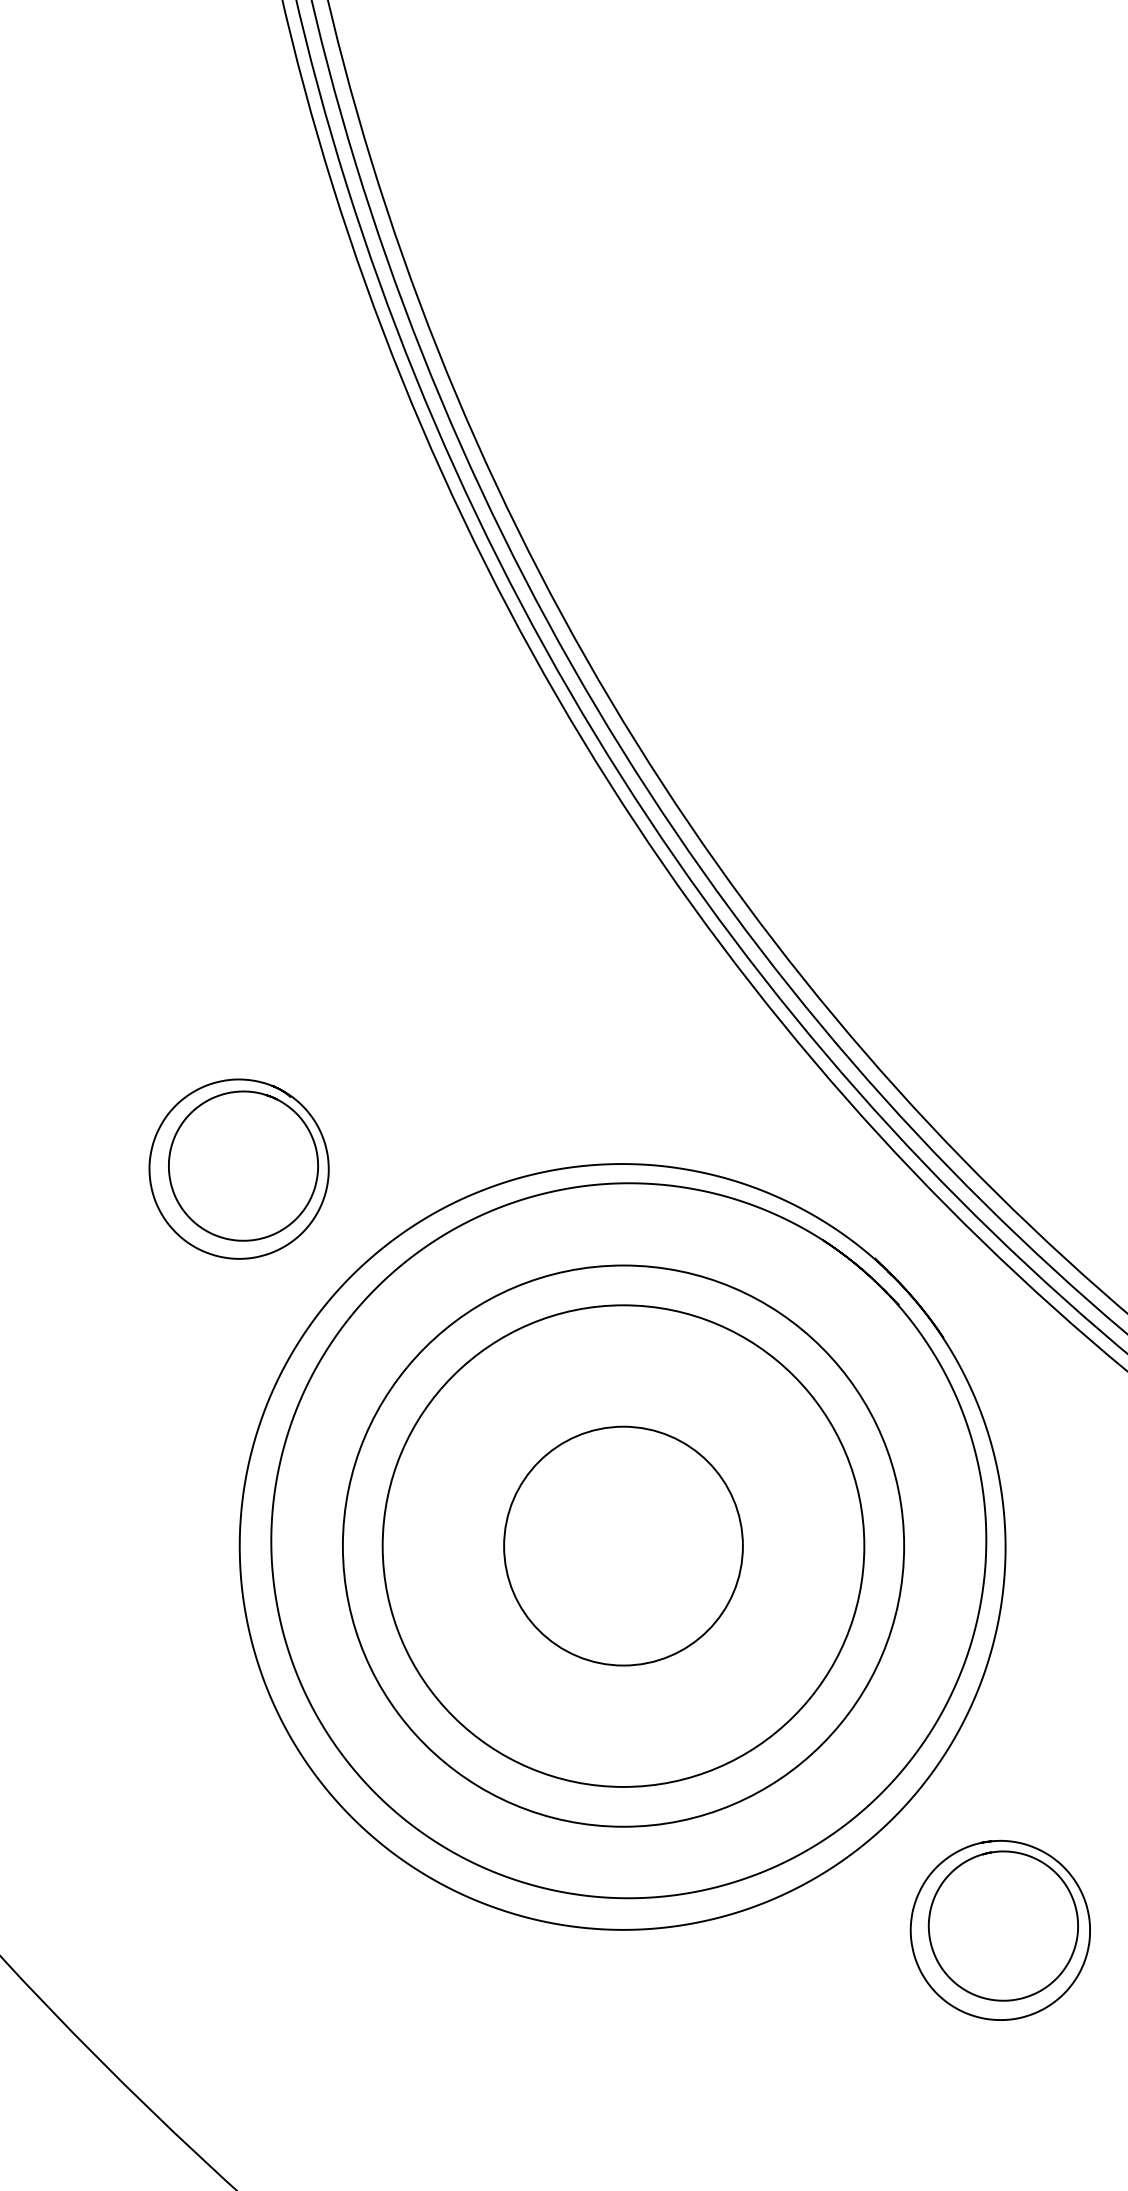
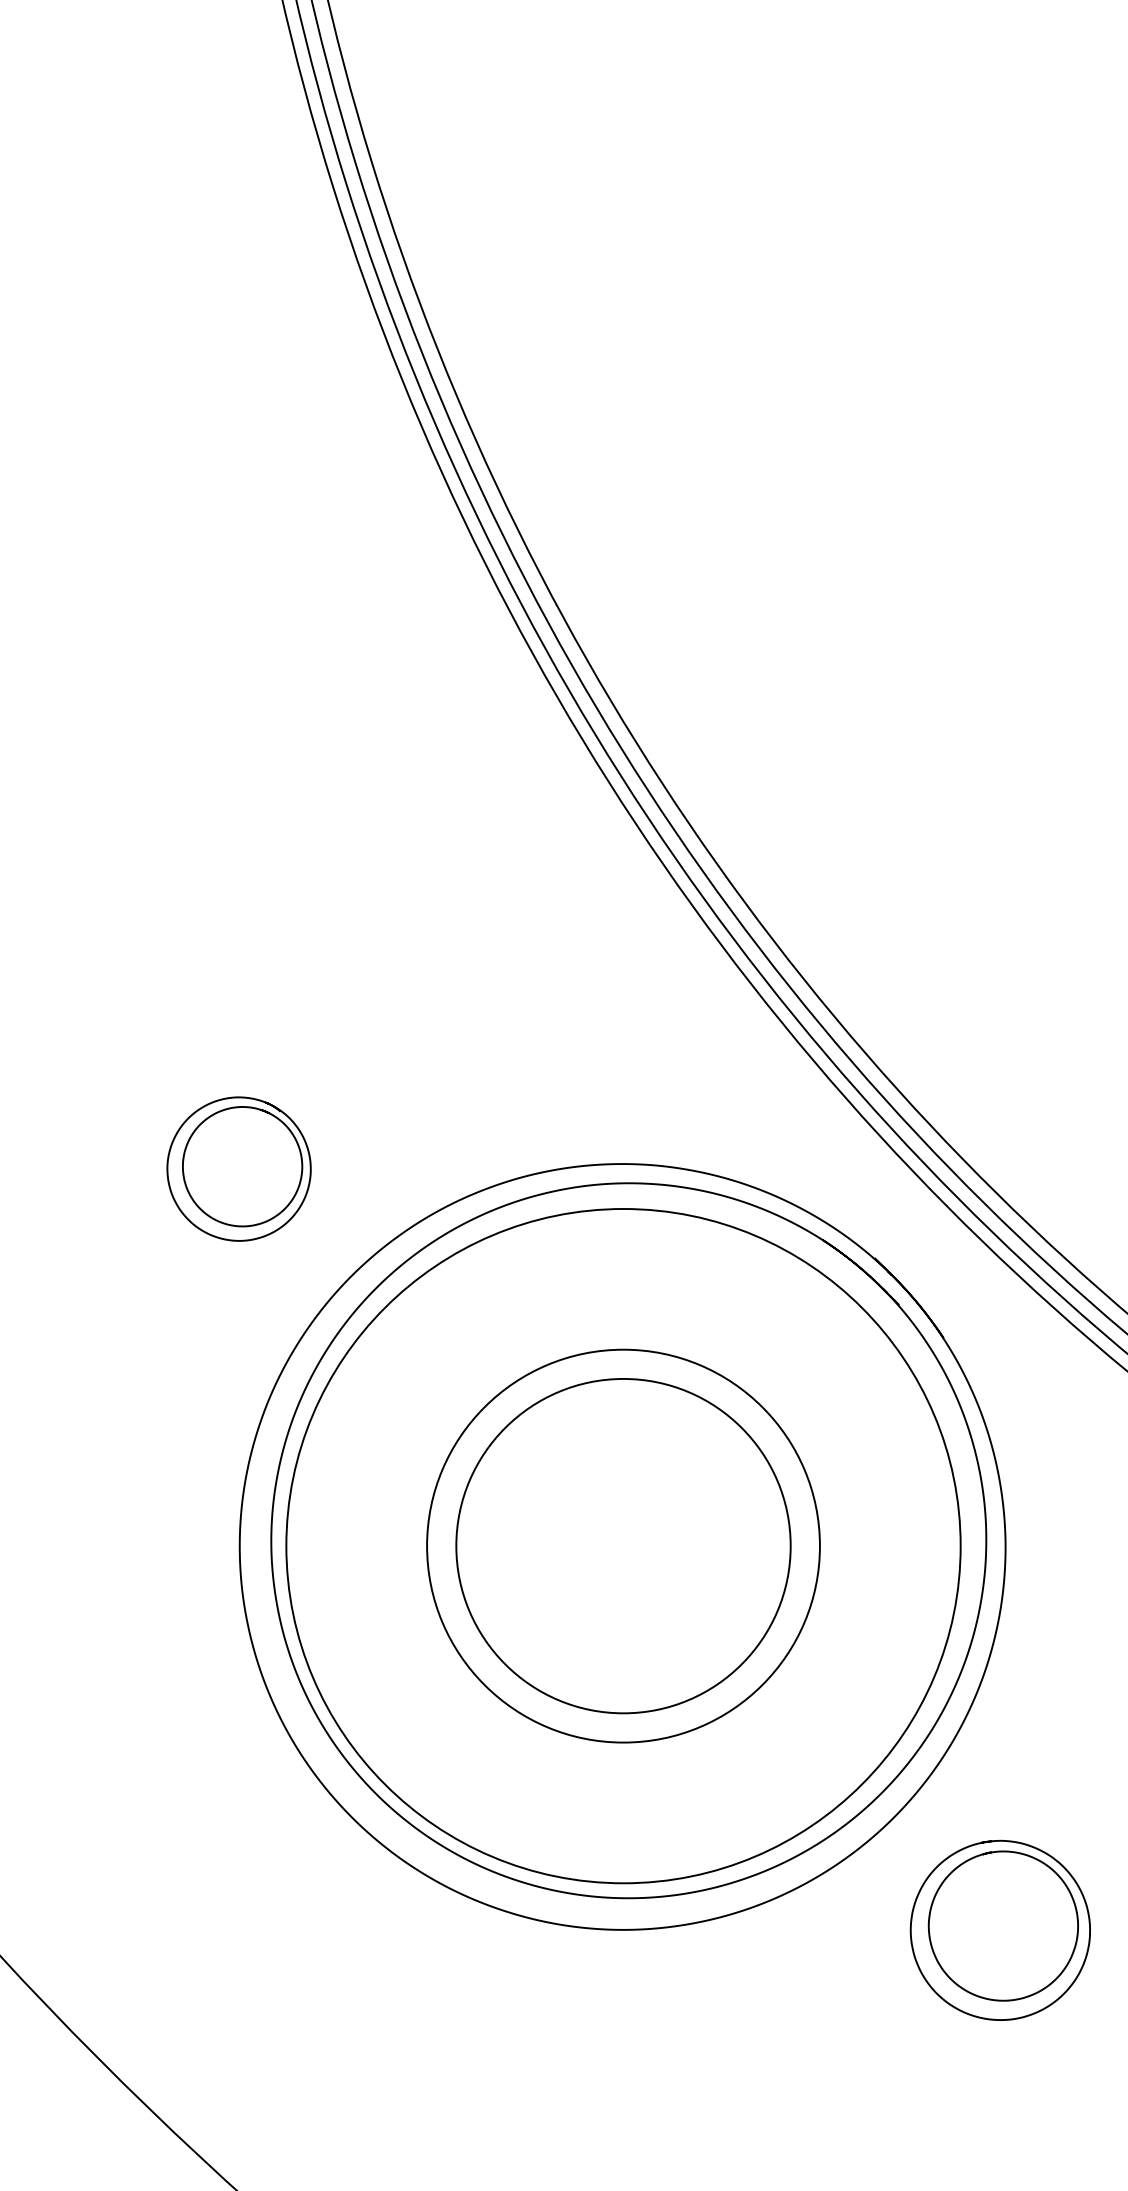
part size: 182x182 px -> 146x146 px (238, 1168)
circle diameter: 239 px -> 334 px (623, 1545)
circle diameter: 482 px -> 674 px (623, 1545)
circle diameter: 561 px -> 393 px (623, 1545)
